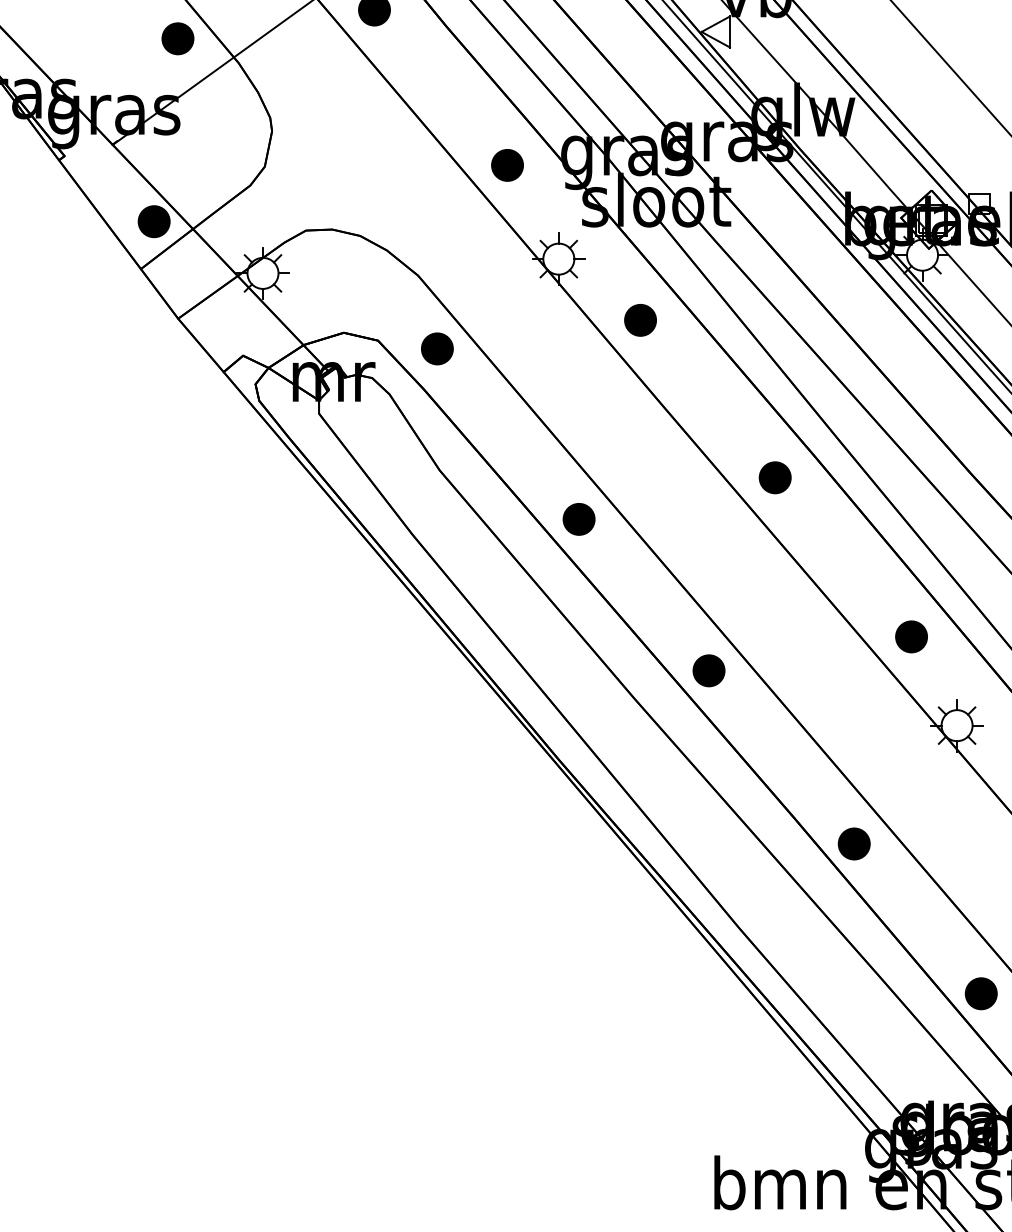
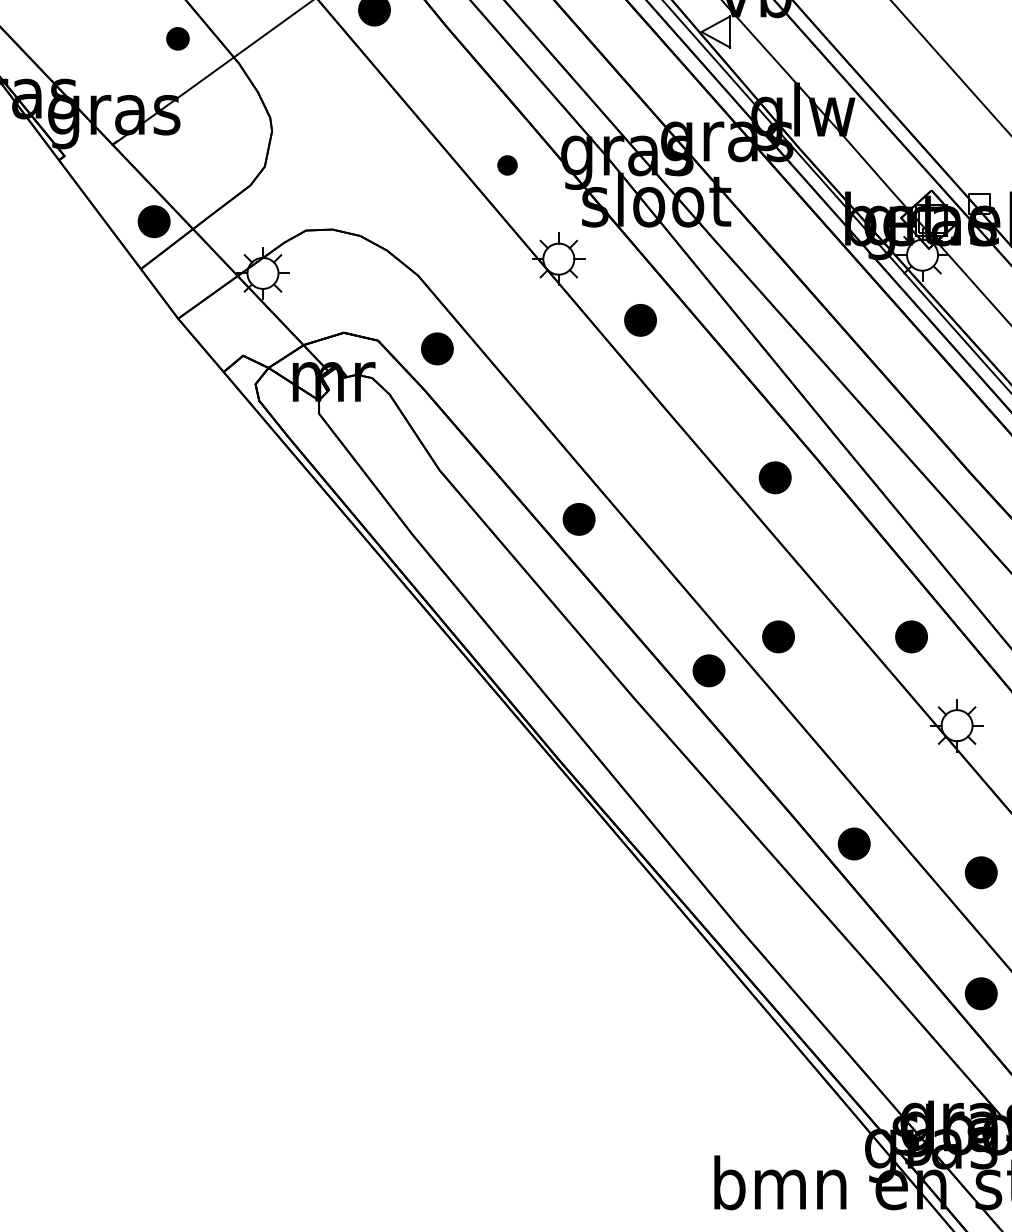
part size: 34x34 px -> 24x24 px (177, 38)
part size: 33x33 px -> 21x21 px (507, 165)
part: none -> present (778, 636)
part: none -> present (980, 872)
